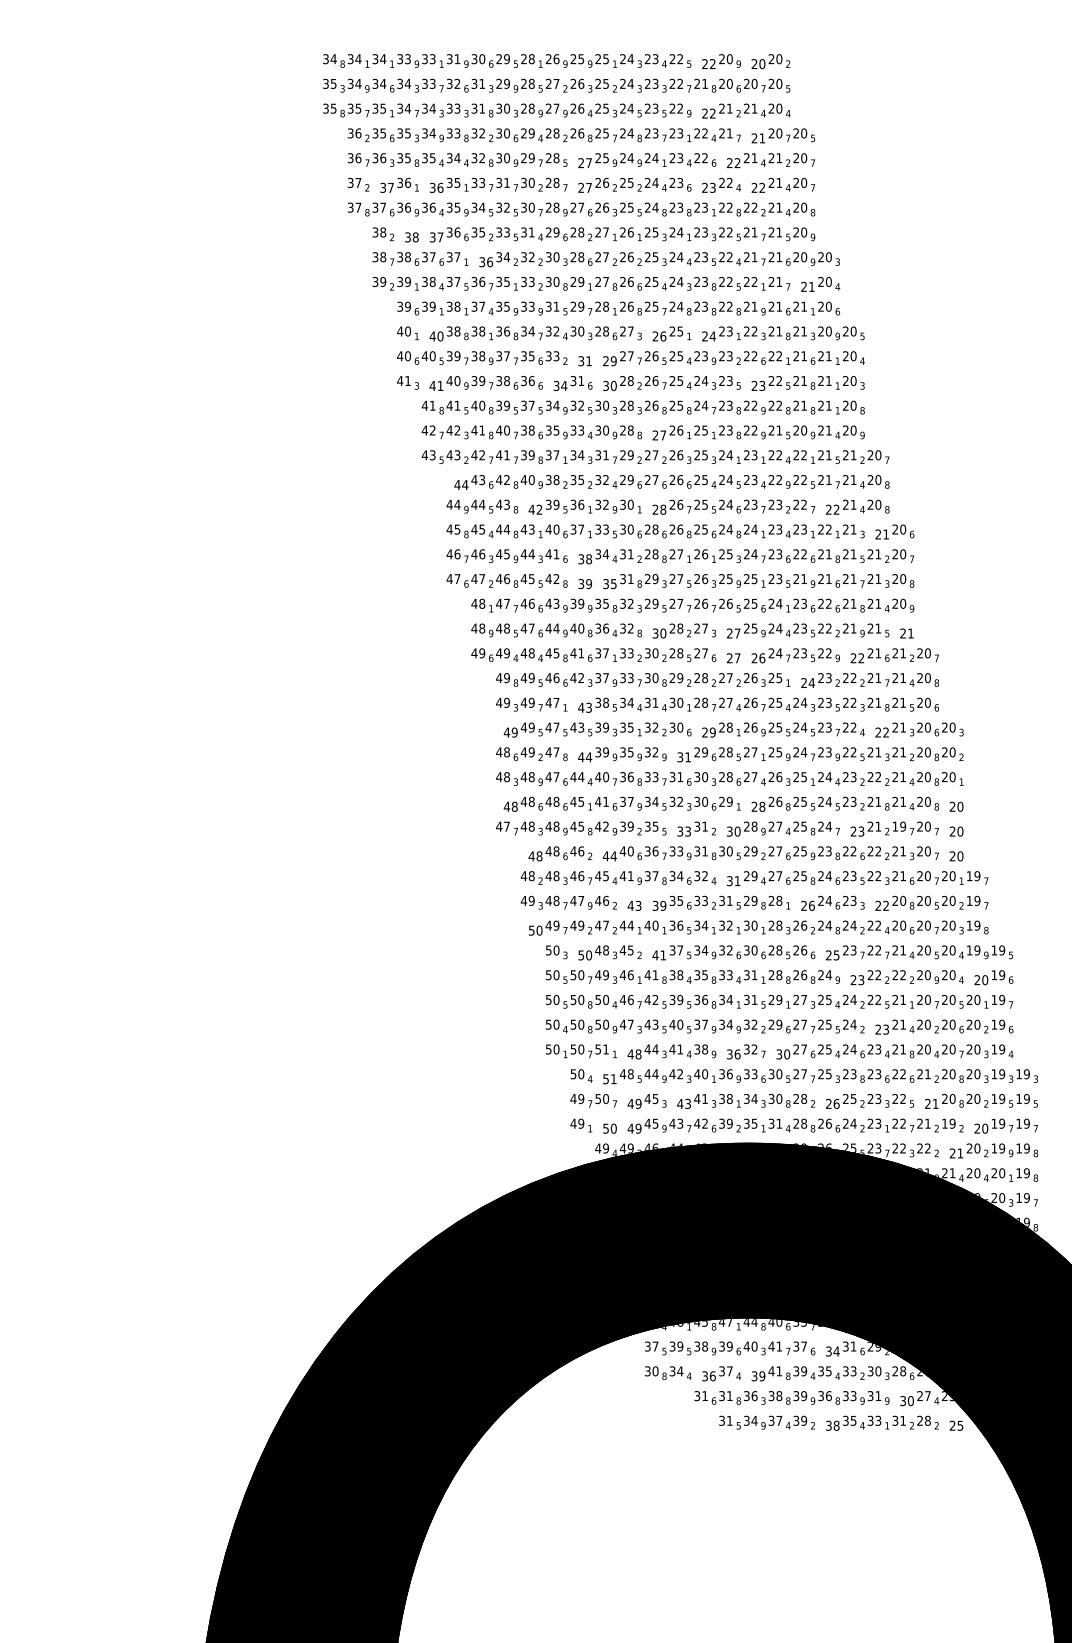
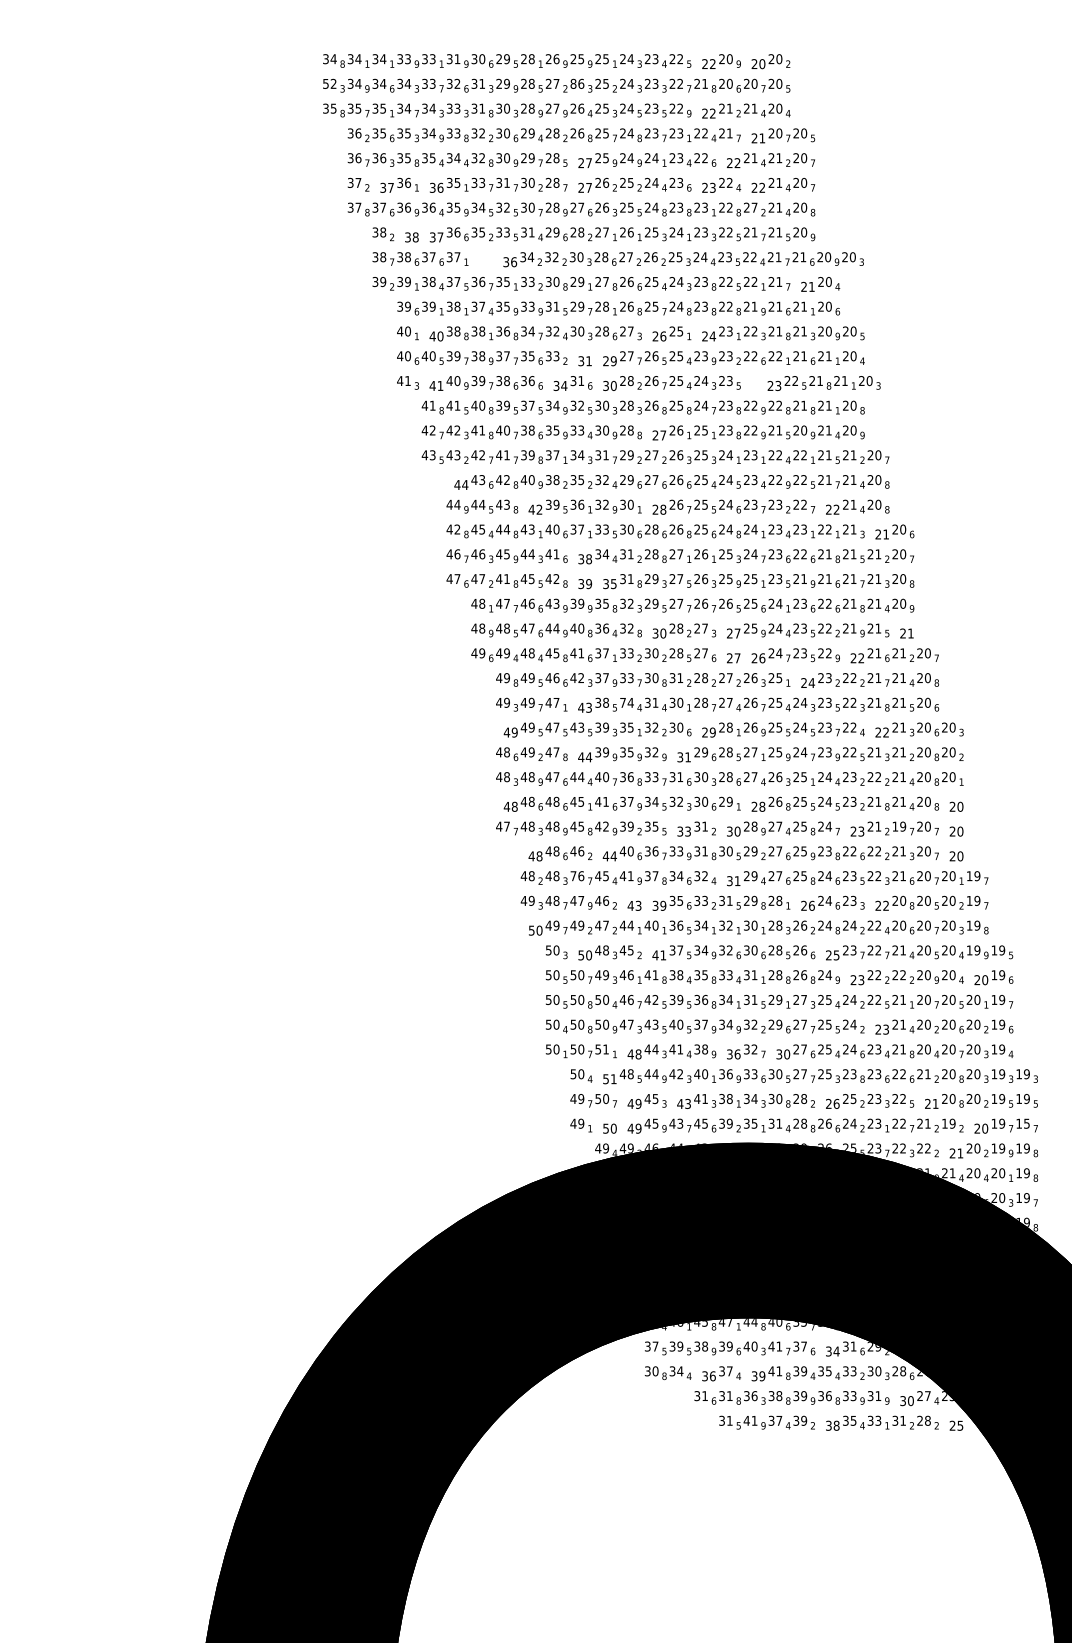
text: 35 -> 52 (329, 83)
text: 26 -> 86 (573, 83)
text: 22 -> 27 (754, 207)
text position: (659, 259) -> (683, 259) (683, 259)
text position: (807, 383) -> (823, 383) (823, 383)
text: 45 -> 42 (457, 529)
text: 46 -> 41 (507, 579)
text: 29 -> 31 (676, 678)
text: 34 -> 74 (622, 702)
text: 46 -> 76 (573, 876)
text: 42 -> 45 (704, 1123)
text: 19 -> 15 (1026, 1123)
text: 34 -> 41 (750, 1420)
